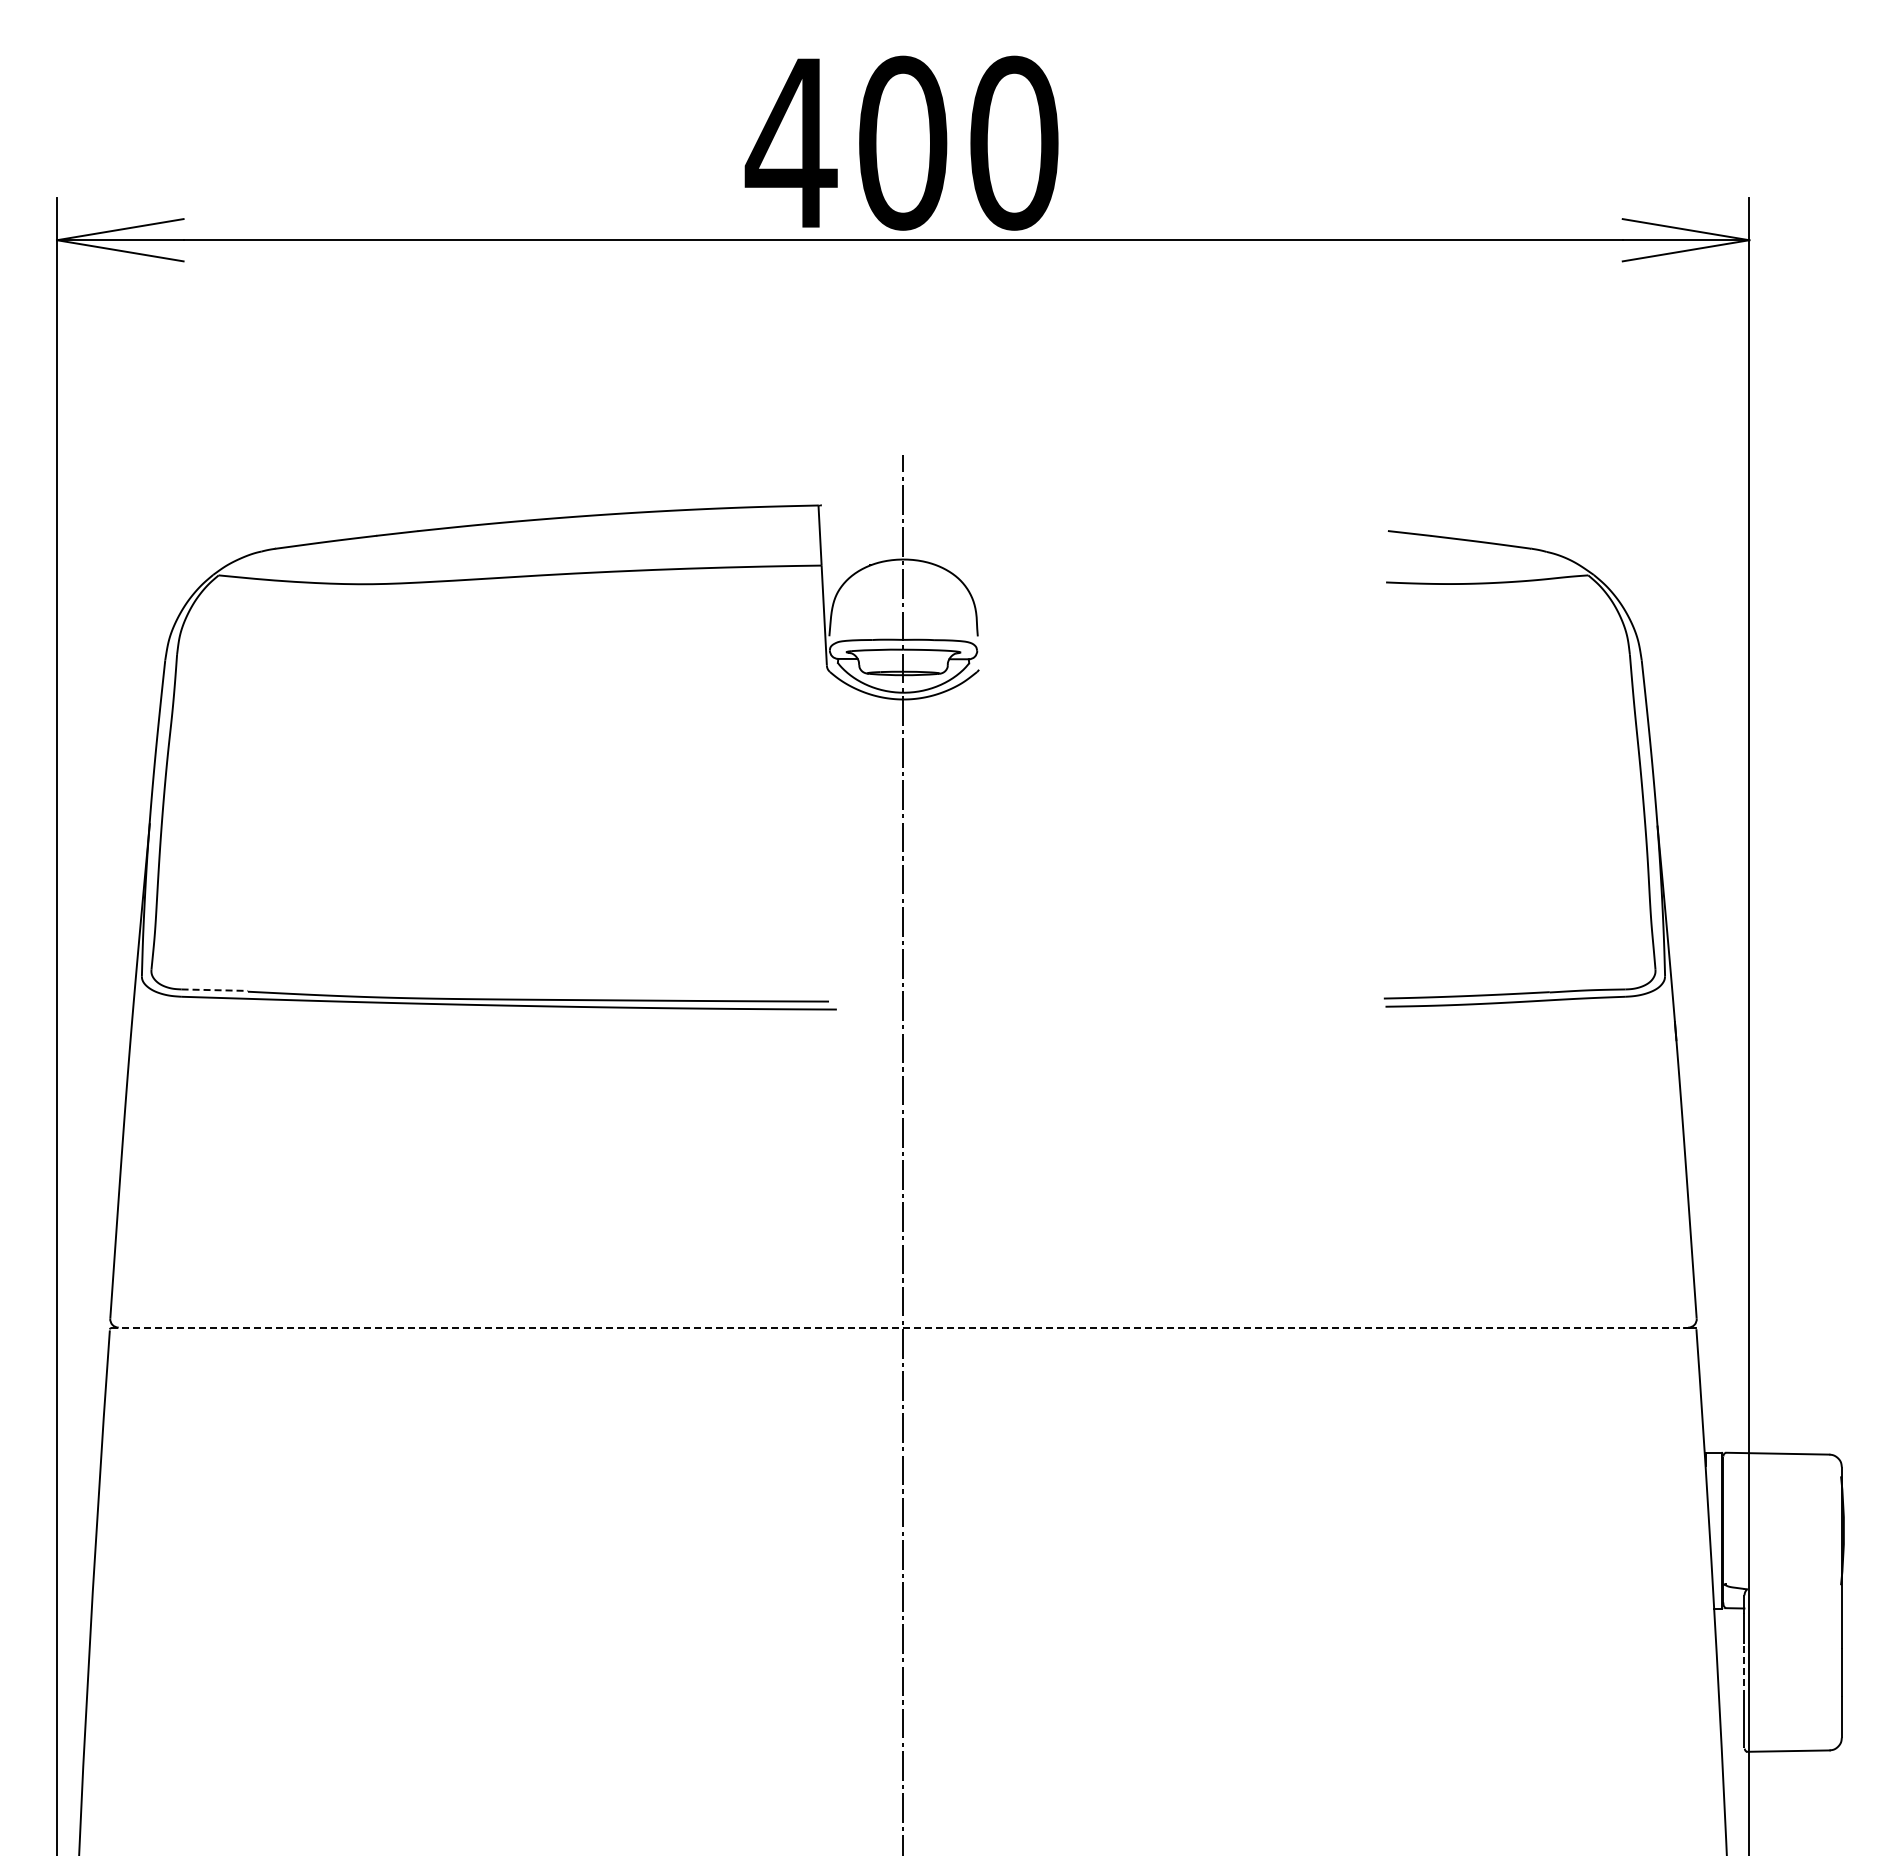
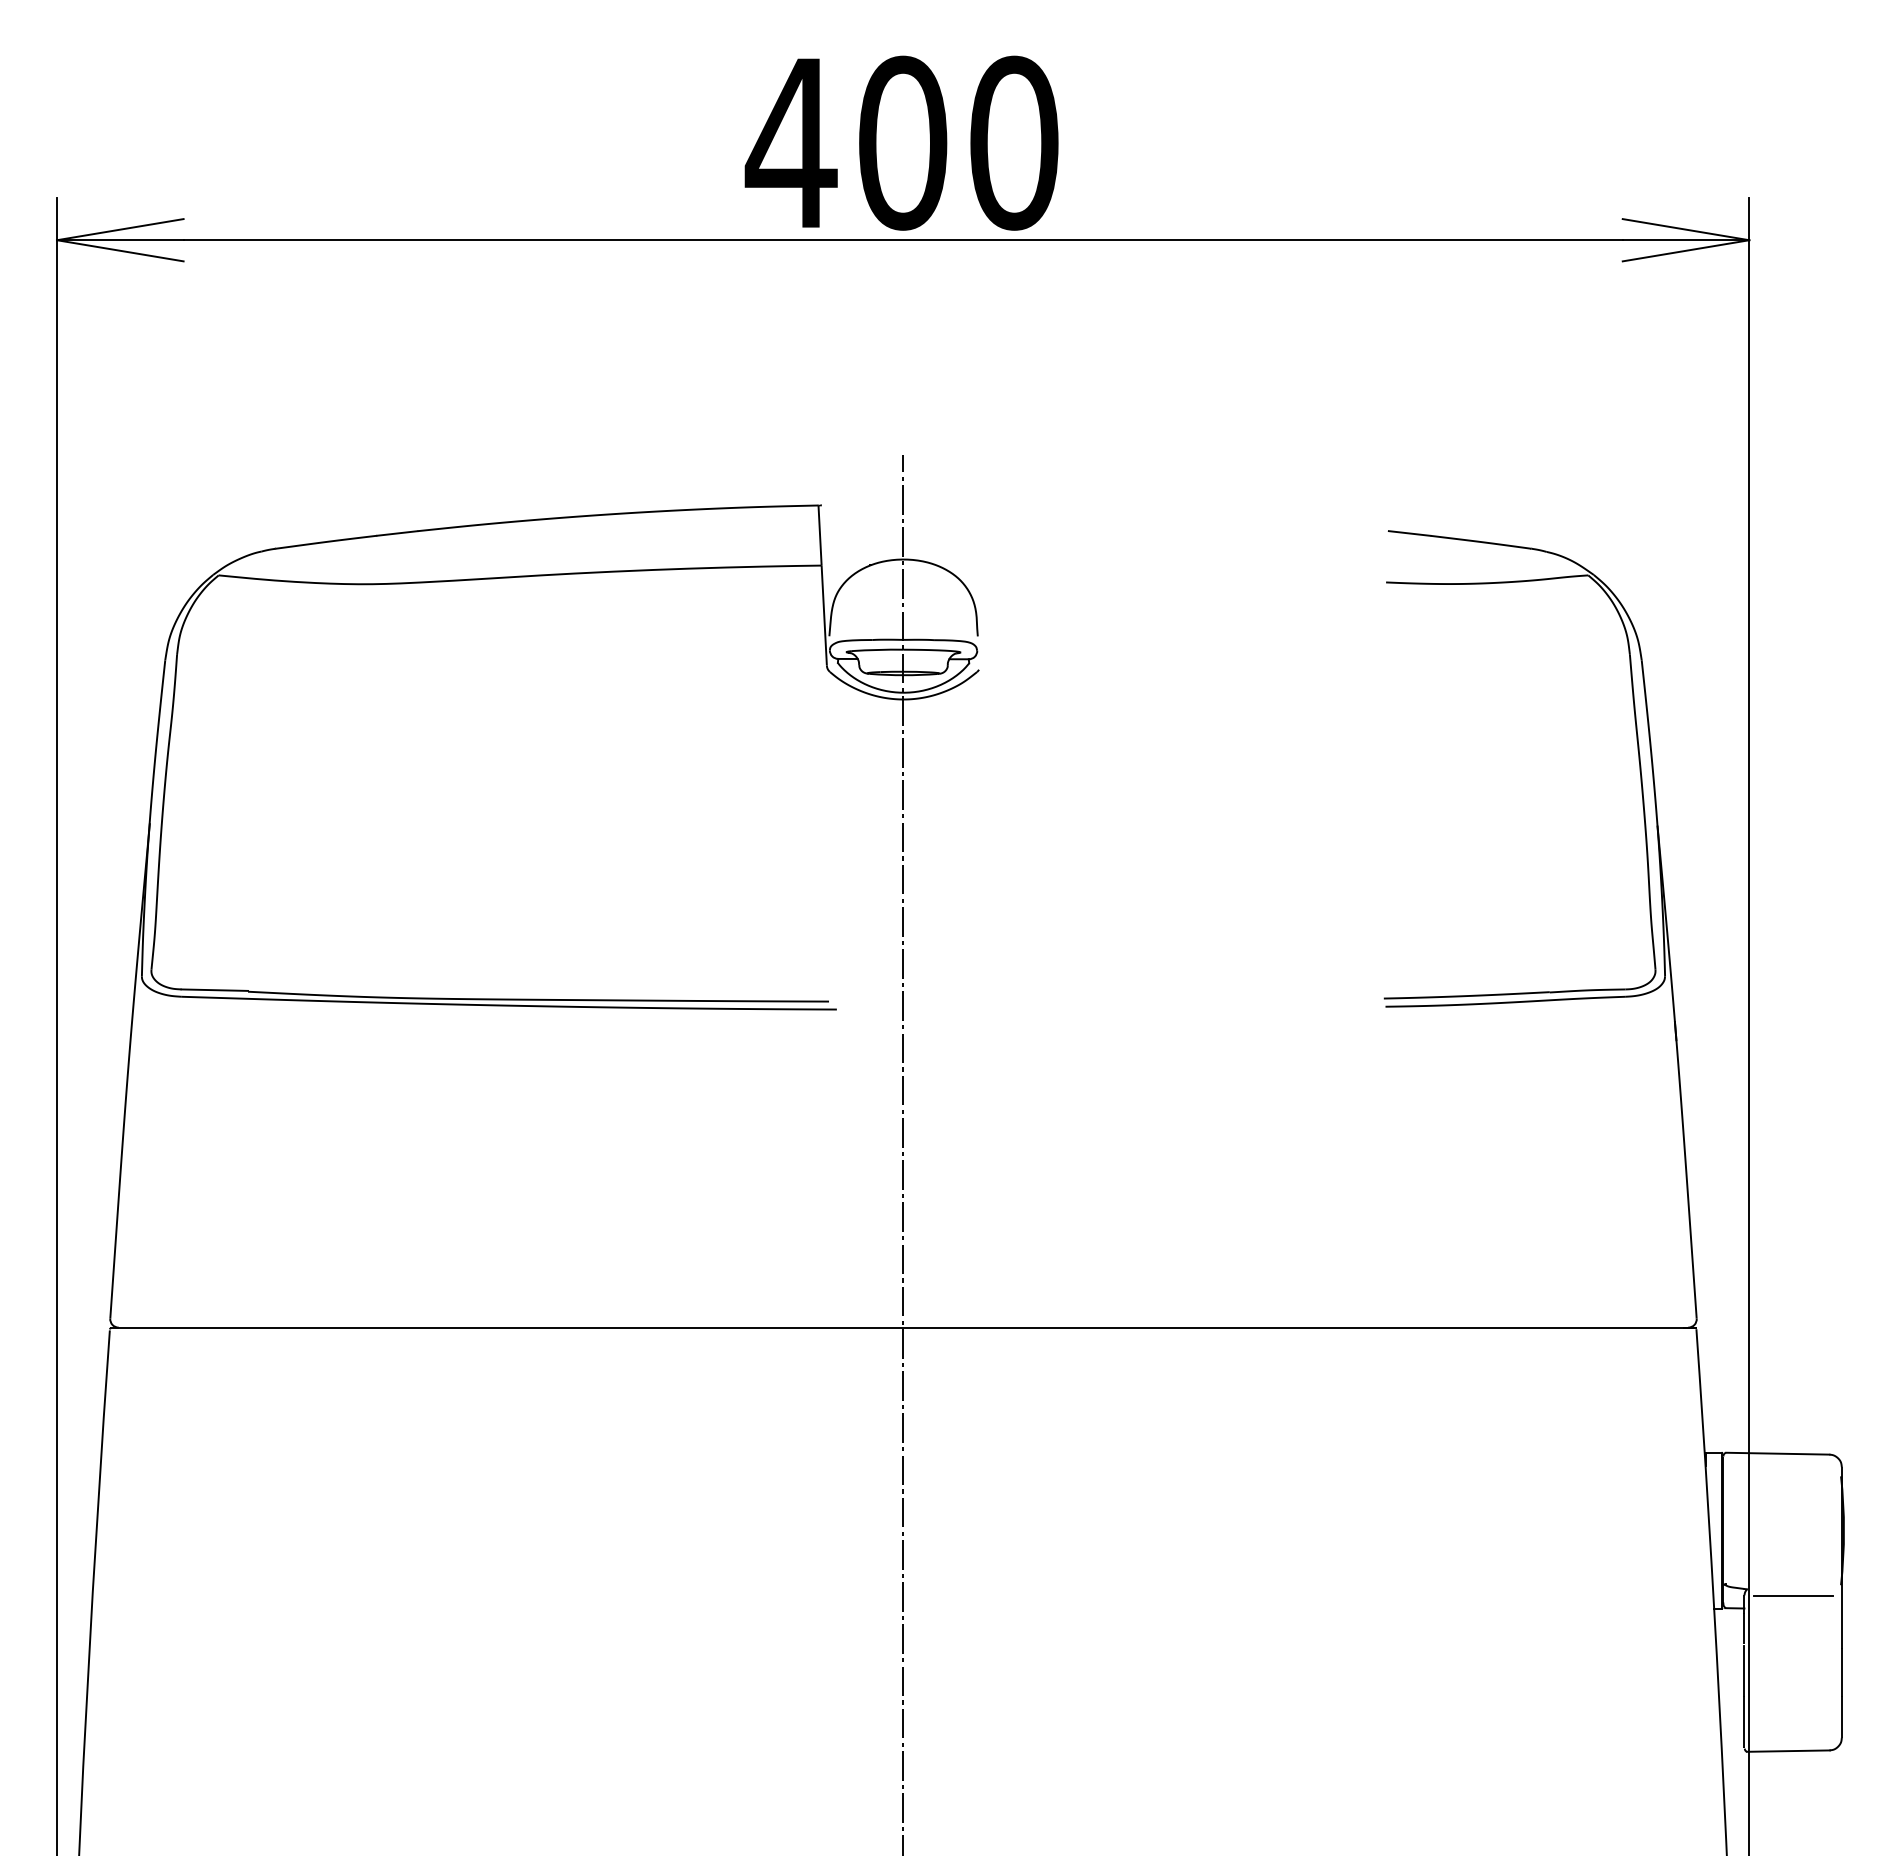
line: dashed -> solid (215, 990)
line: dashed -> solid (903, 1328)
line: none -> present (1792, 1596)
line: dashed -> solid (1744, 1671)
